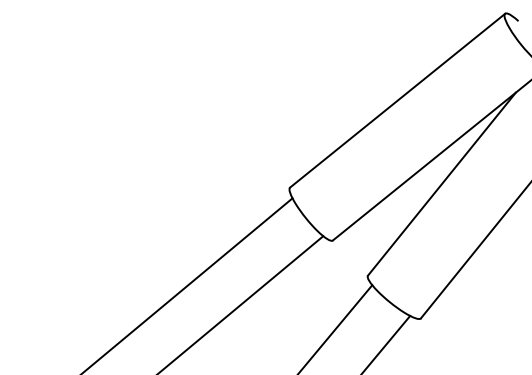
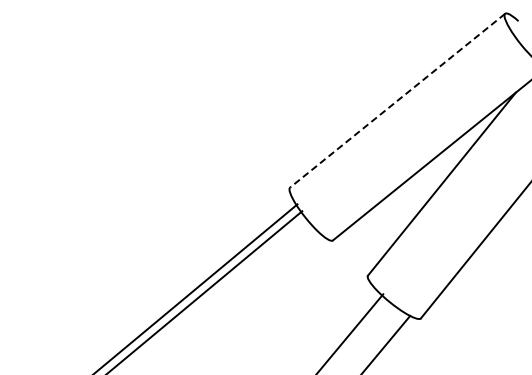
line: solid -> dashed (397, 100)
line position: (188, 284) -> (196, 287) (196, 287)
line position: (242, 303) -> (206, 291) (206, 291)
line position: (336, 328) -> (350, 332) (350, 332)
